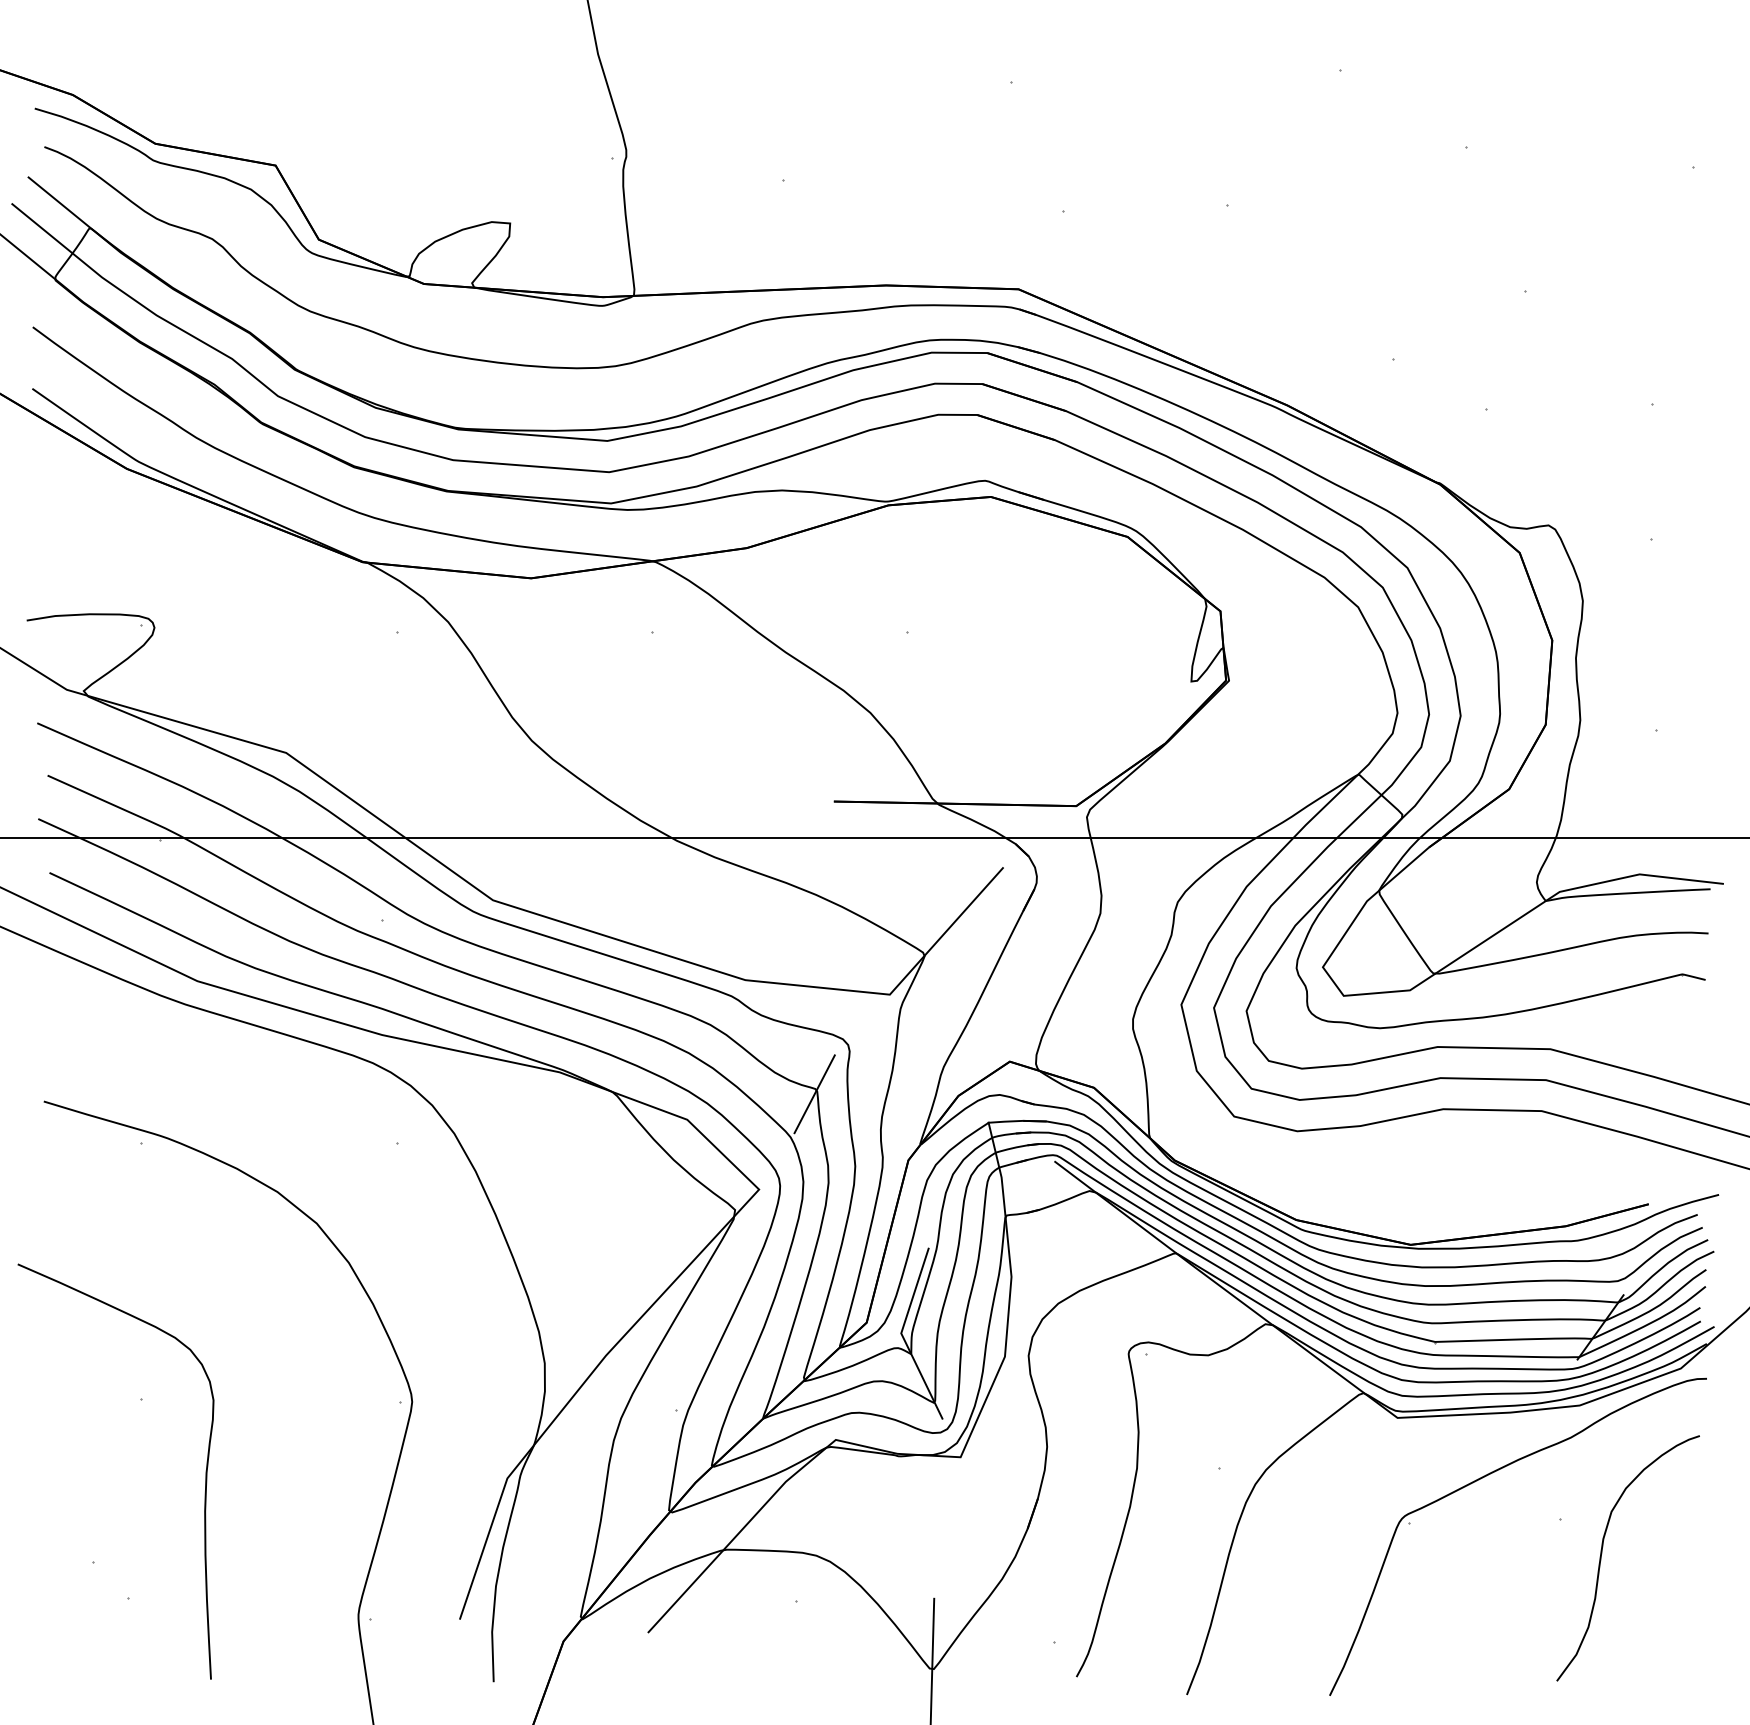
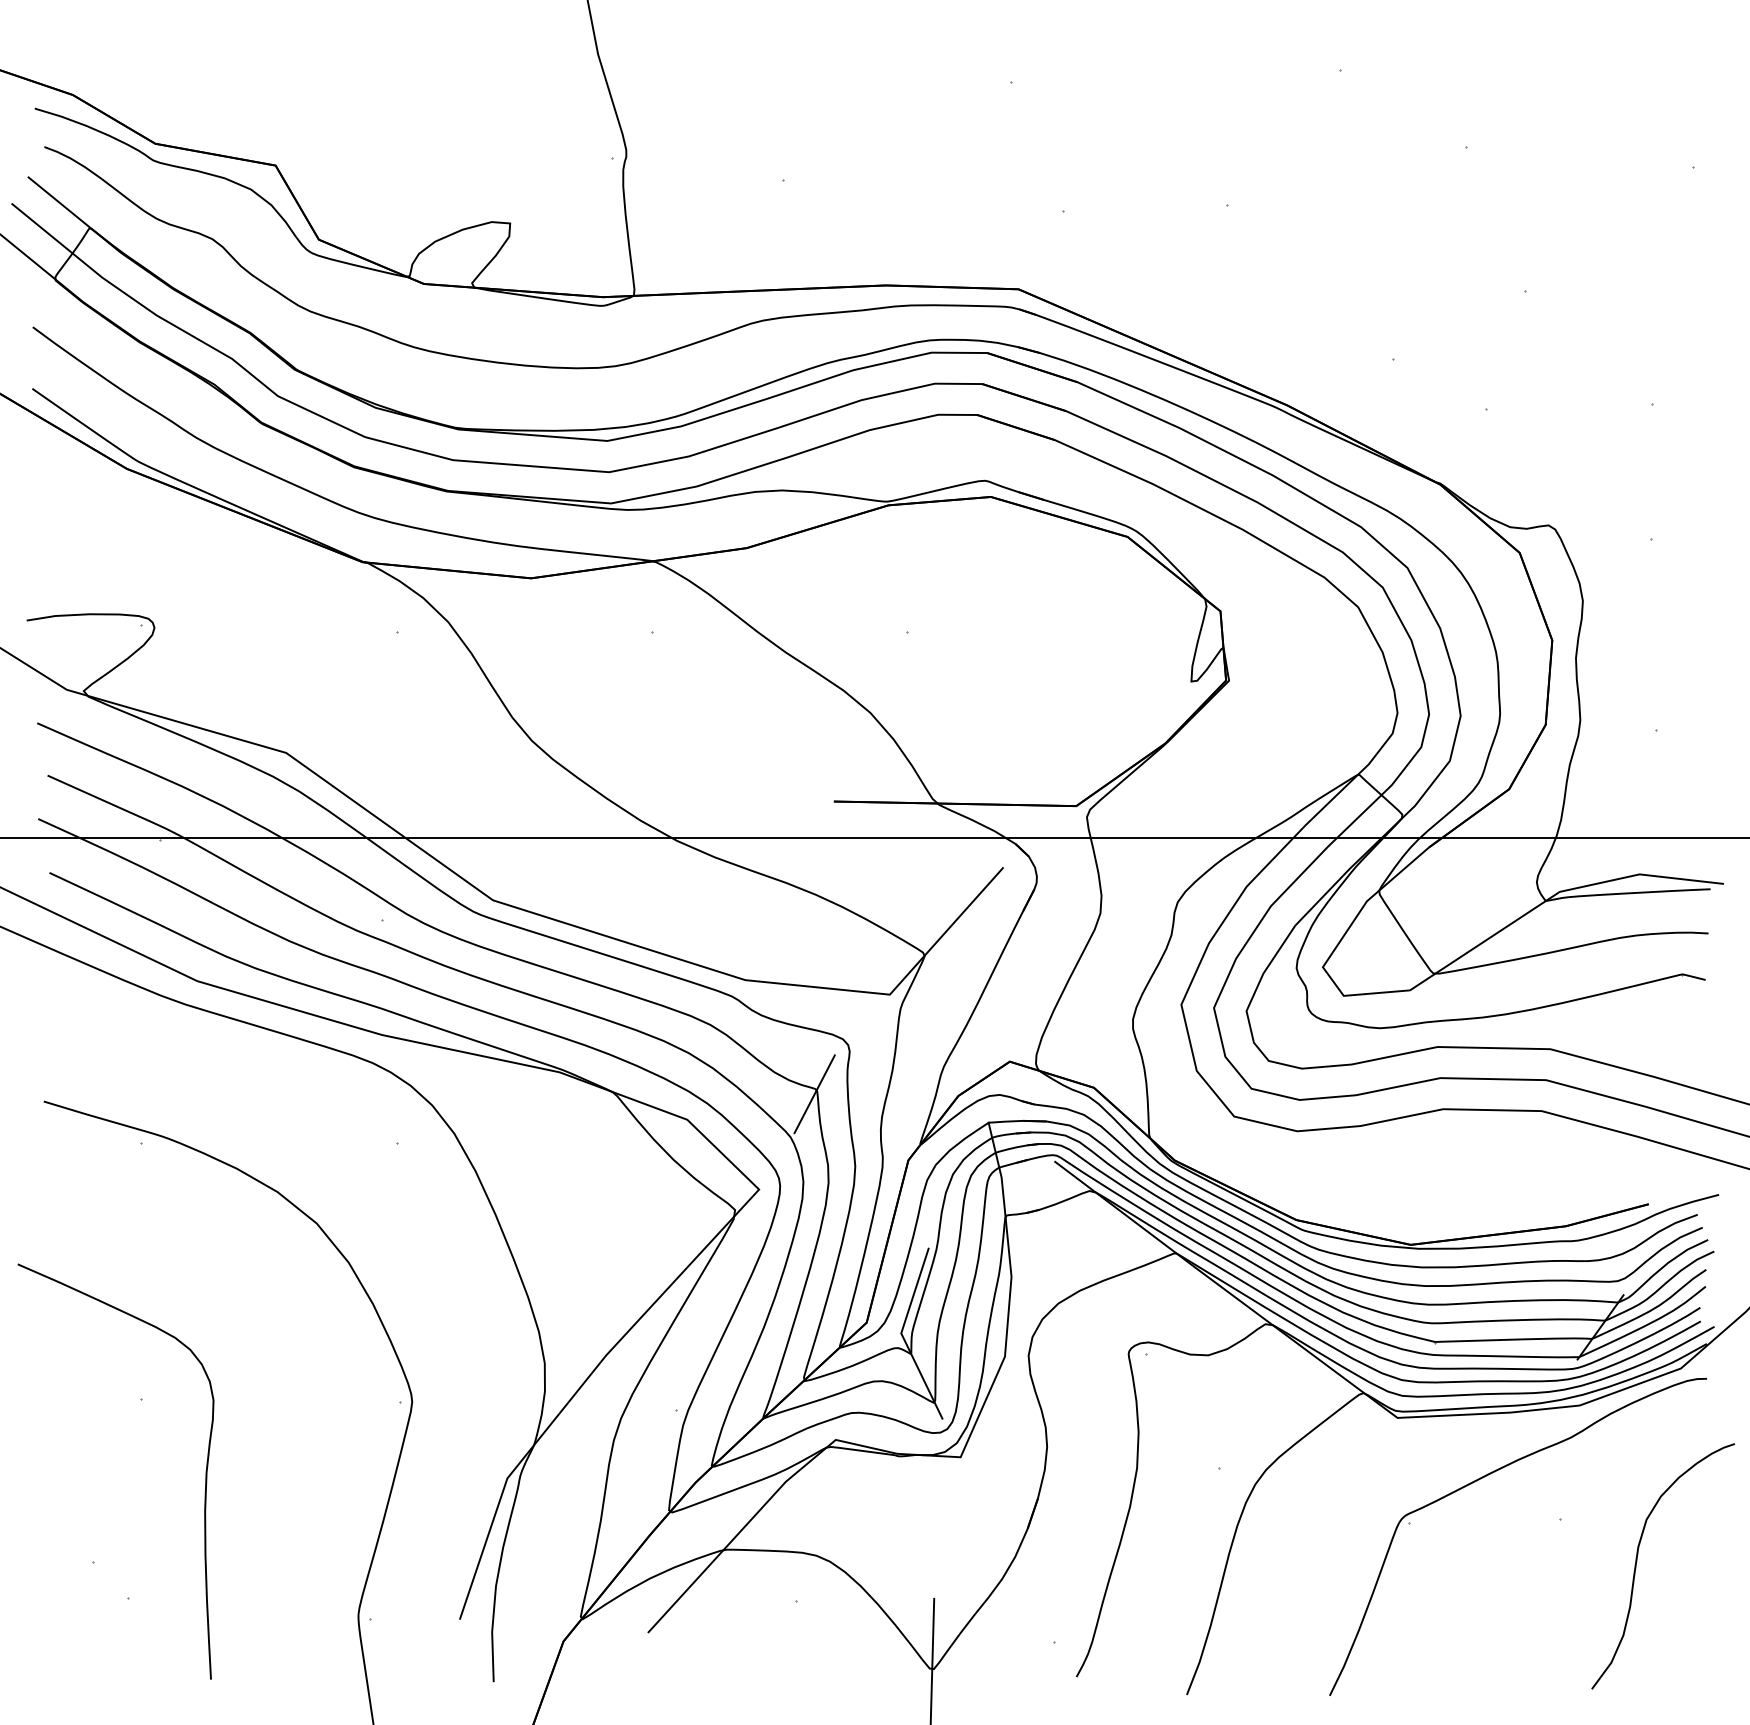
curve position: (1602, 1553) -> (1637, 1561) (1637, 1561)
